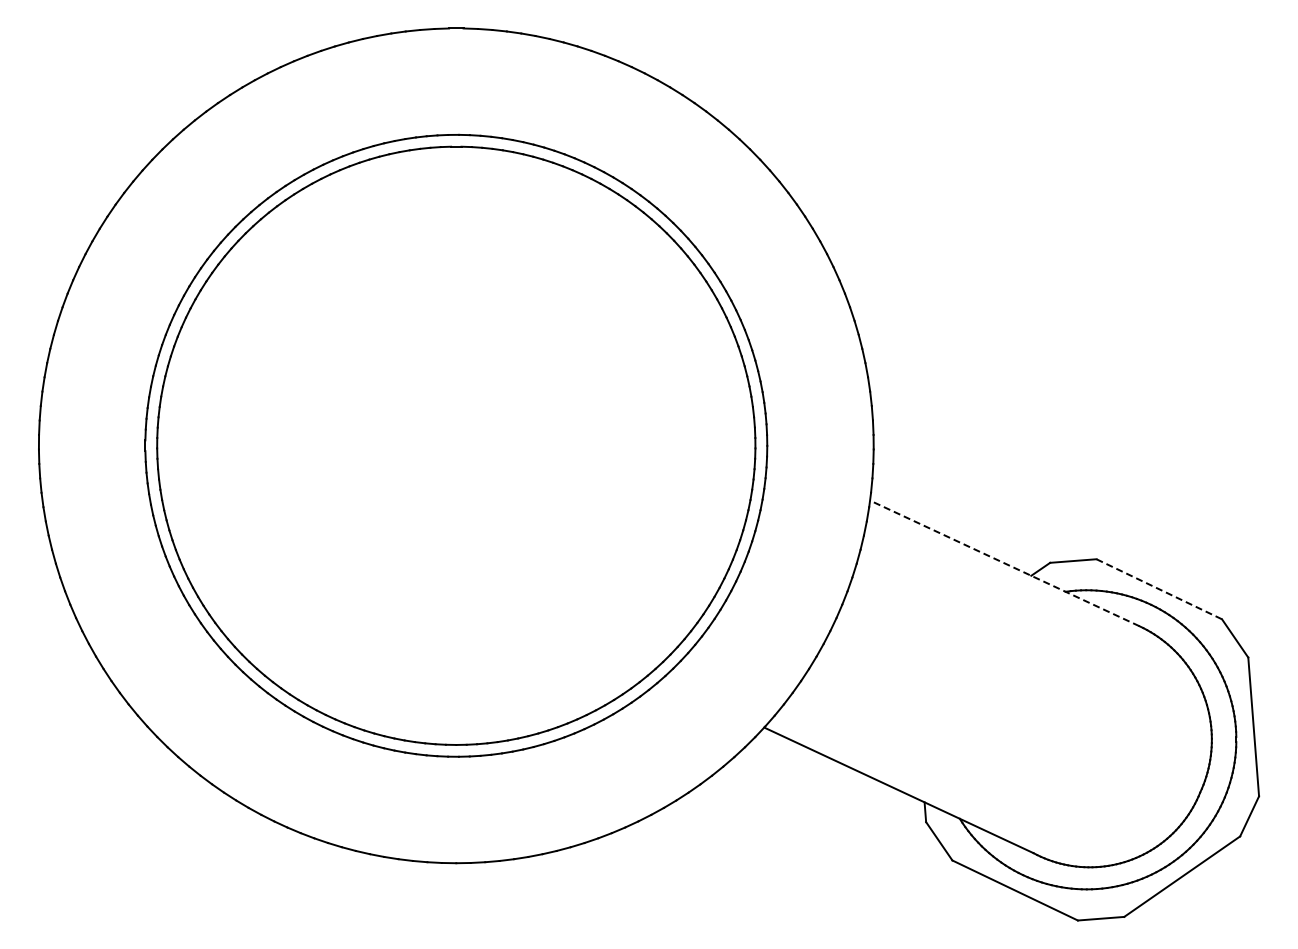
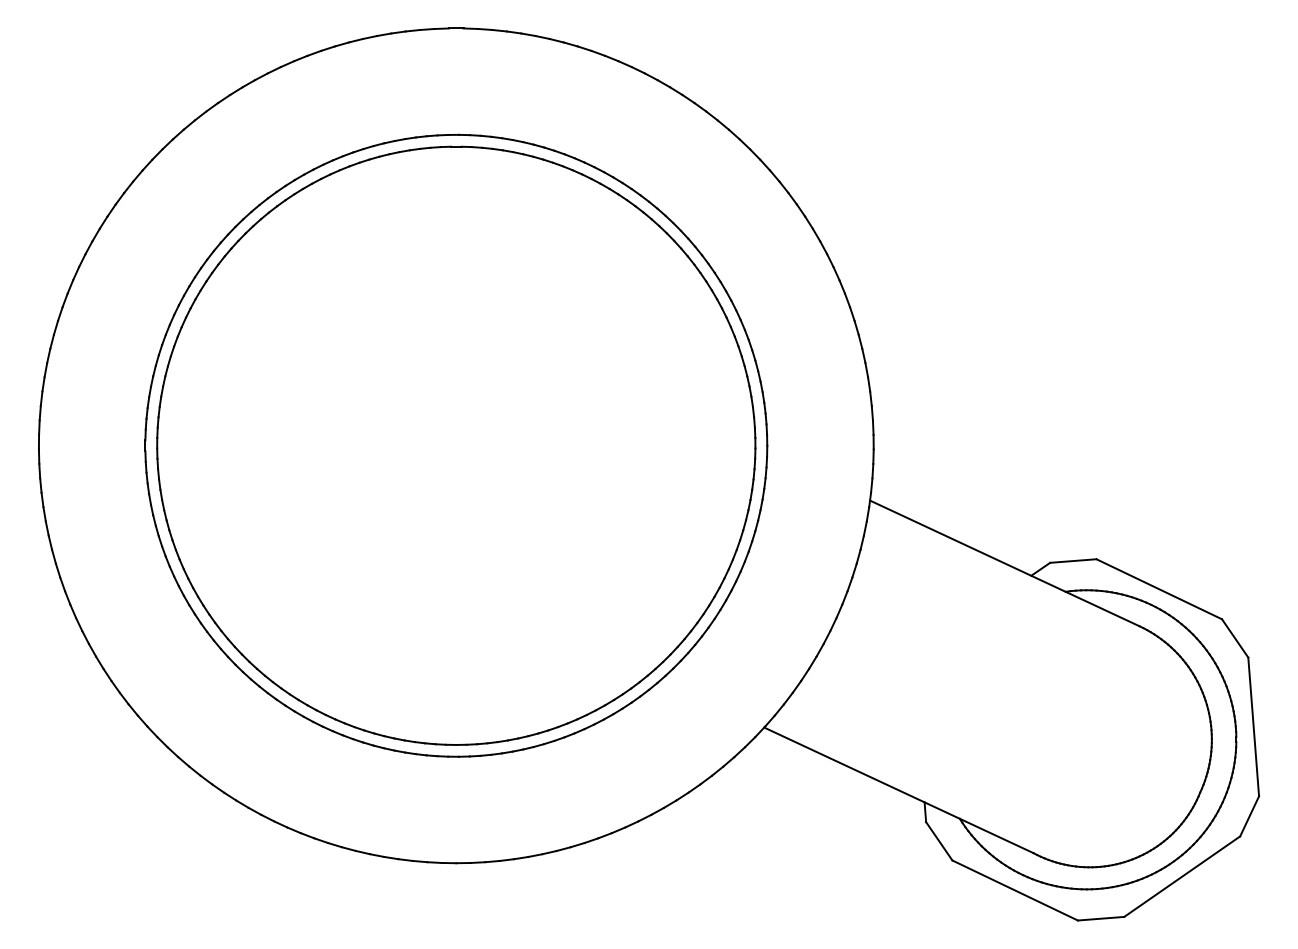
line: dashed -> solid (1004, 563)
line: dashed -> solid (1159, 589)
